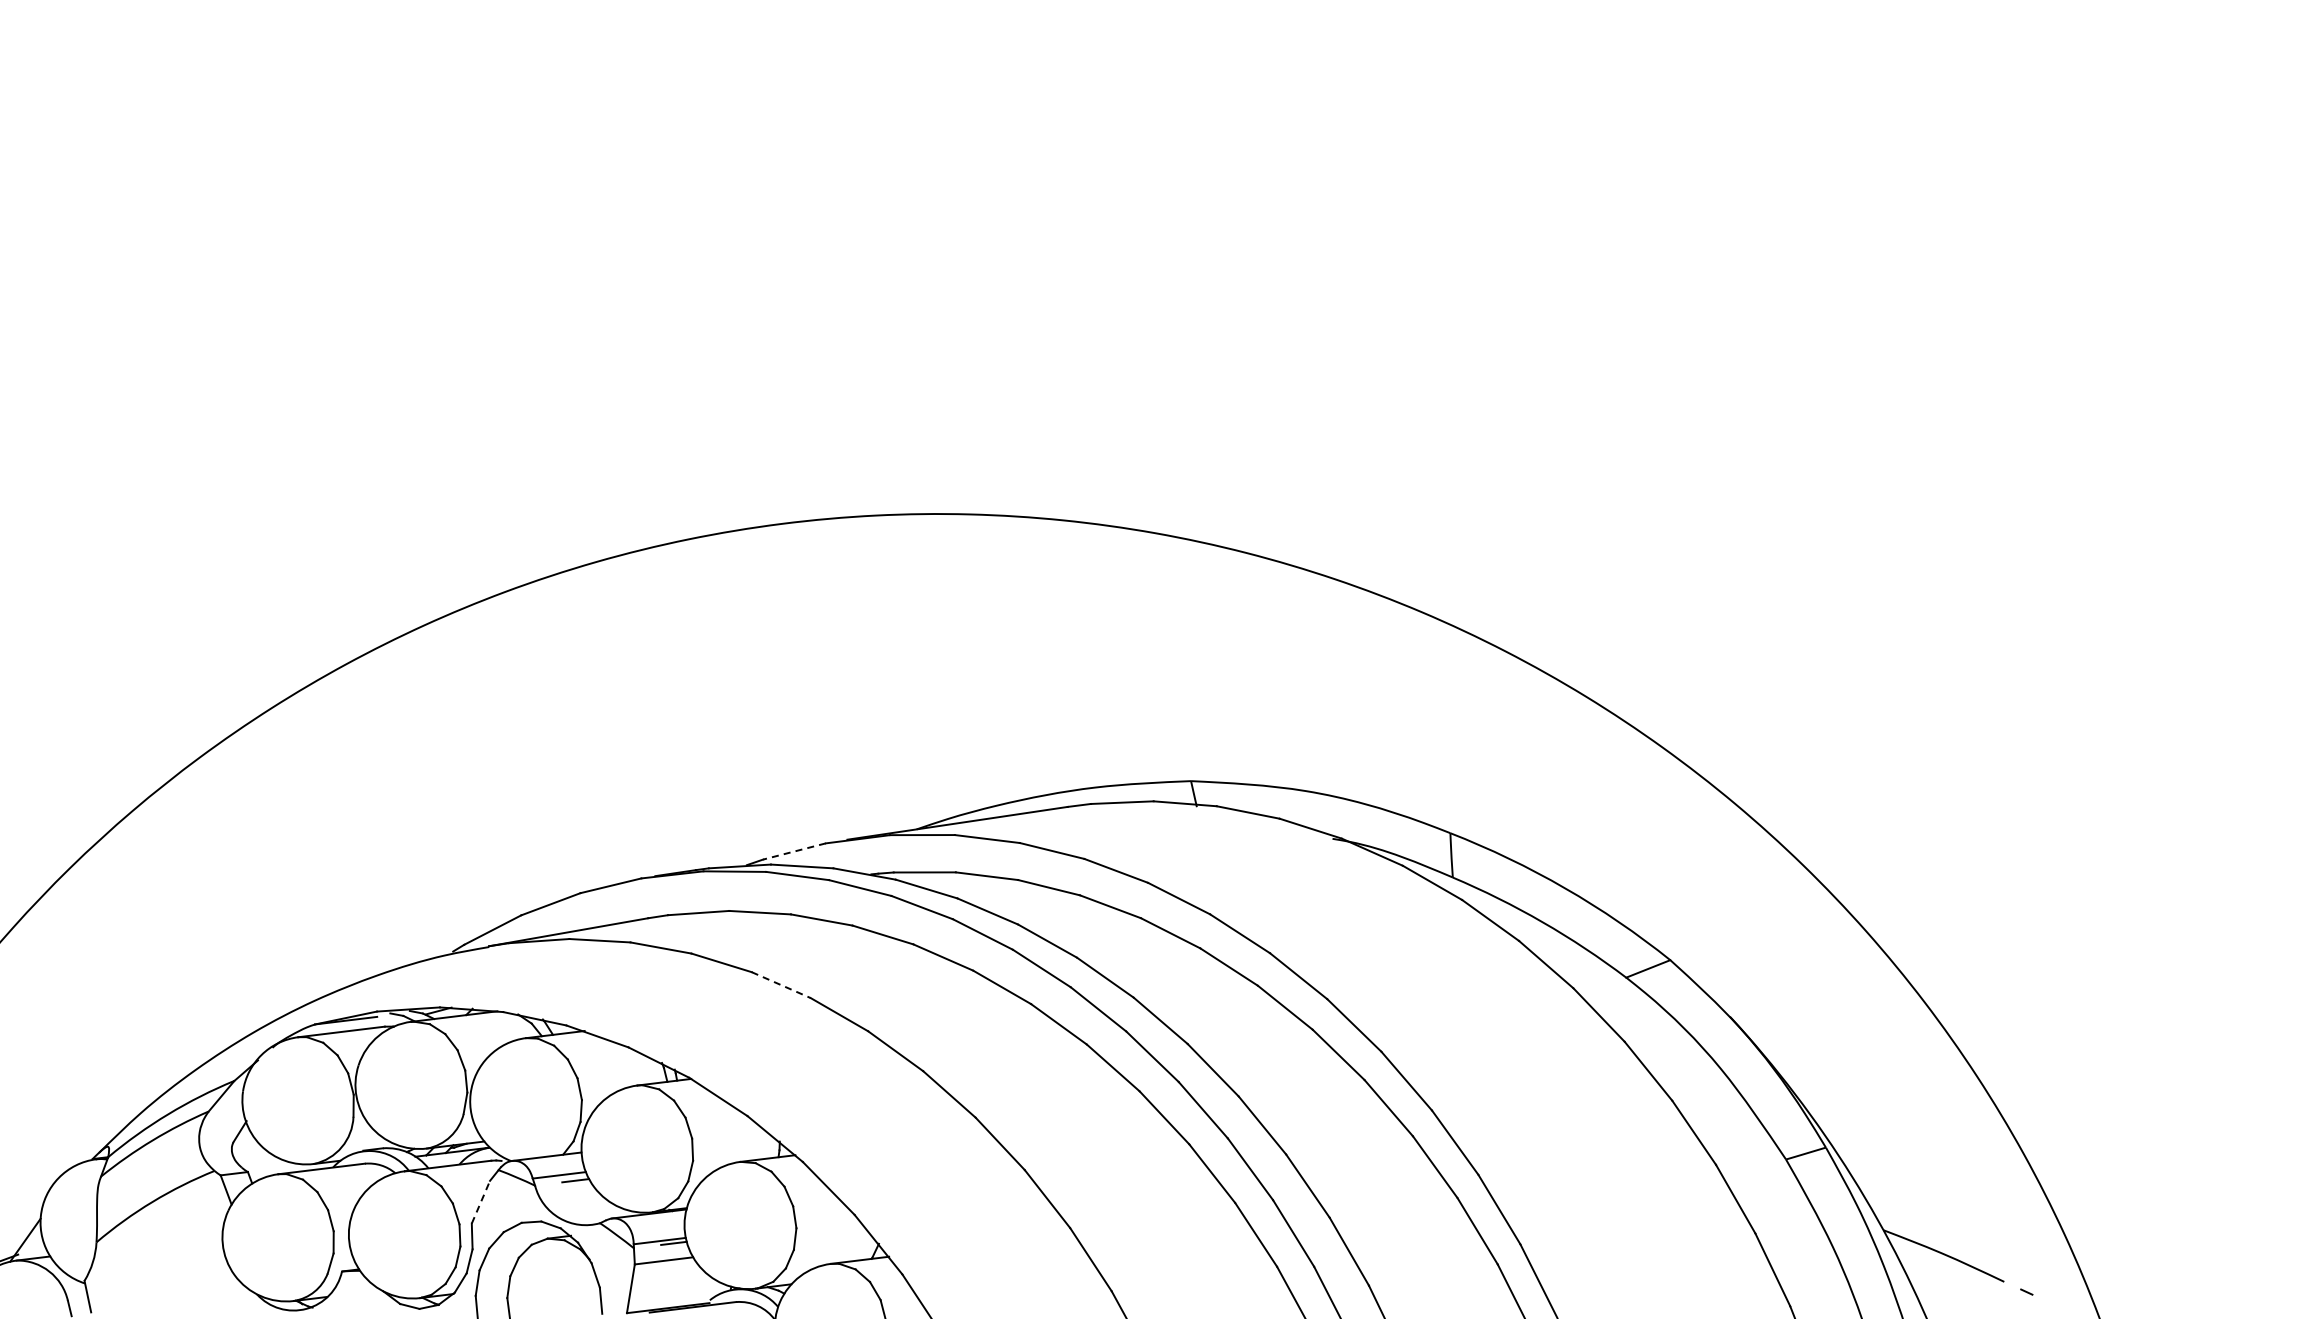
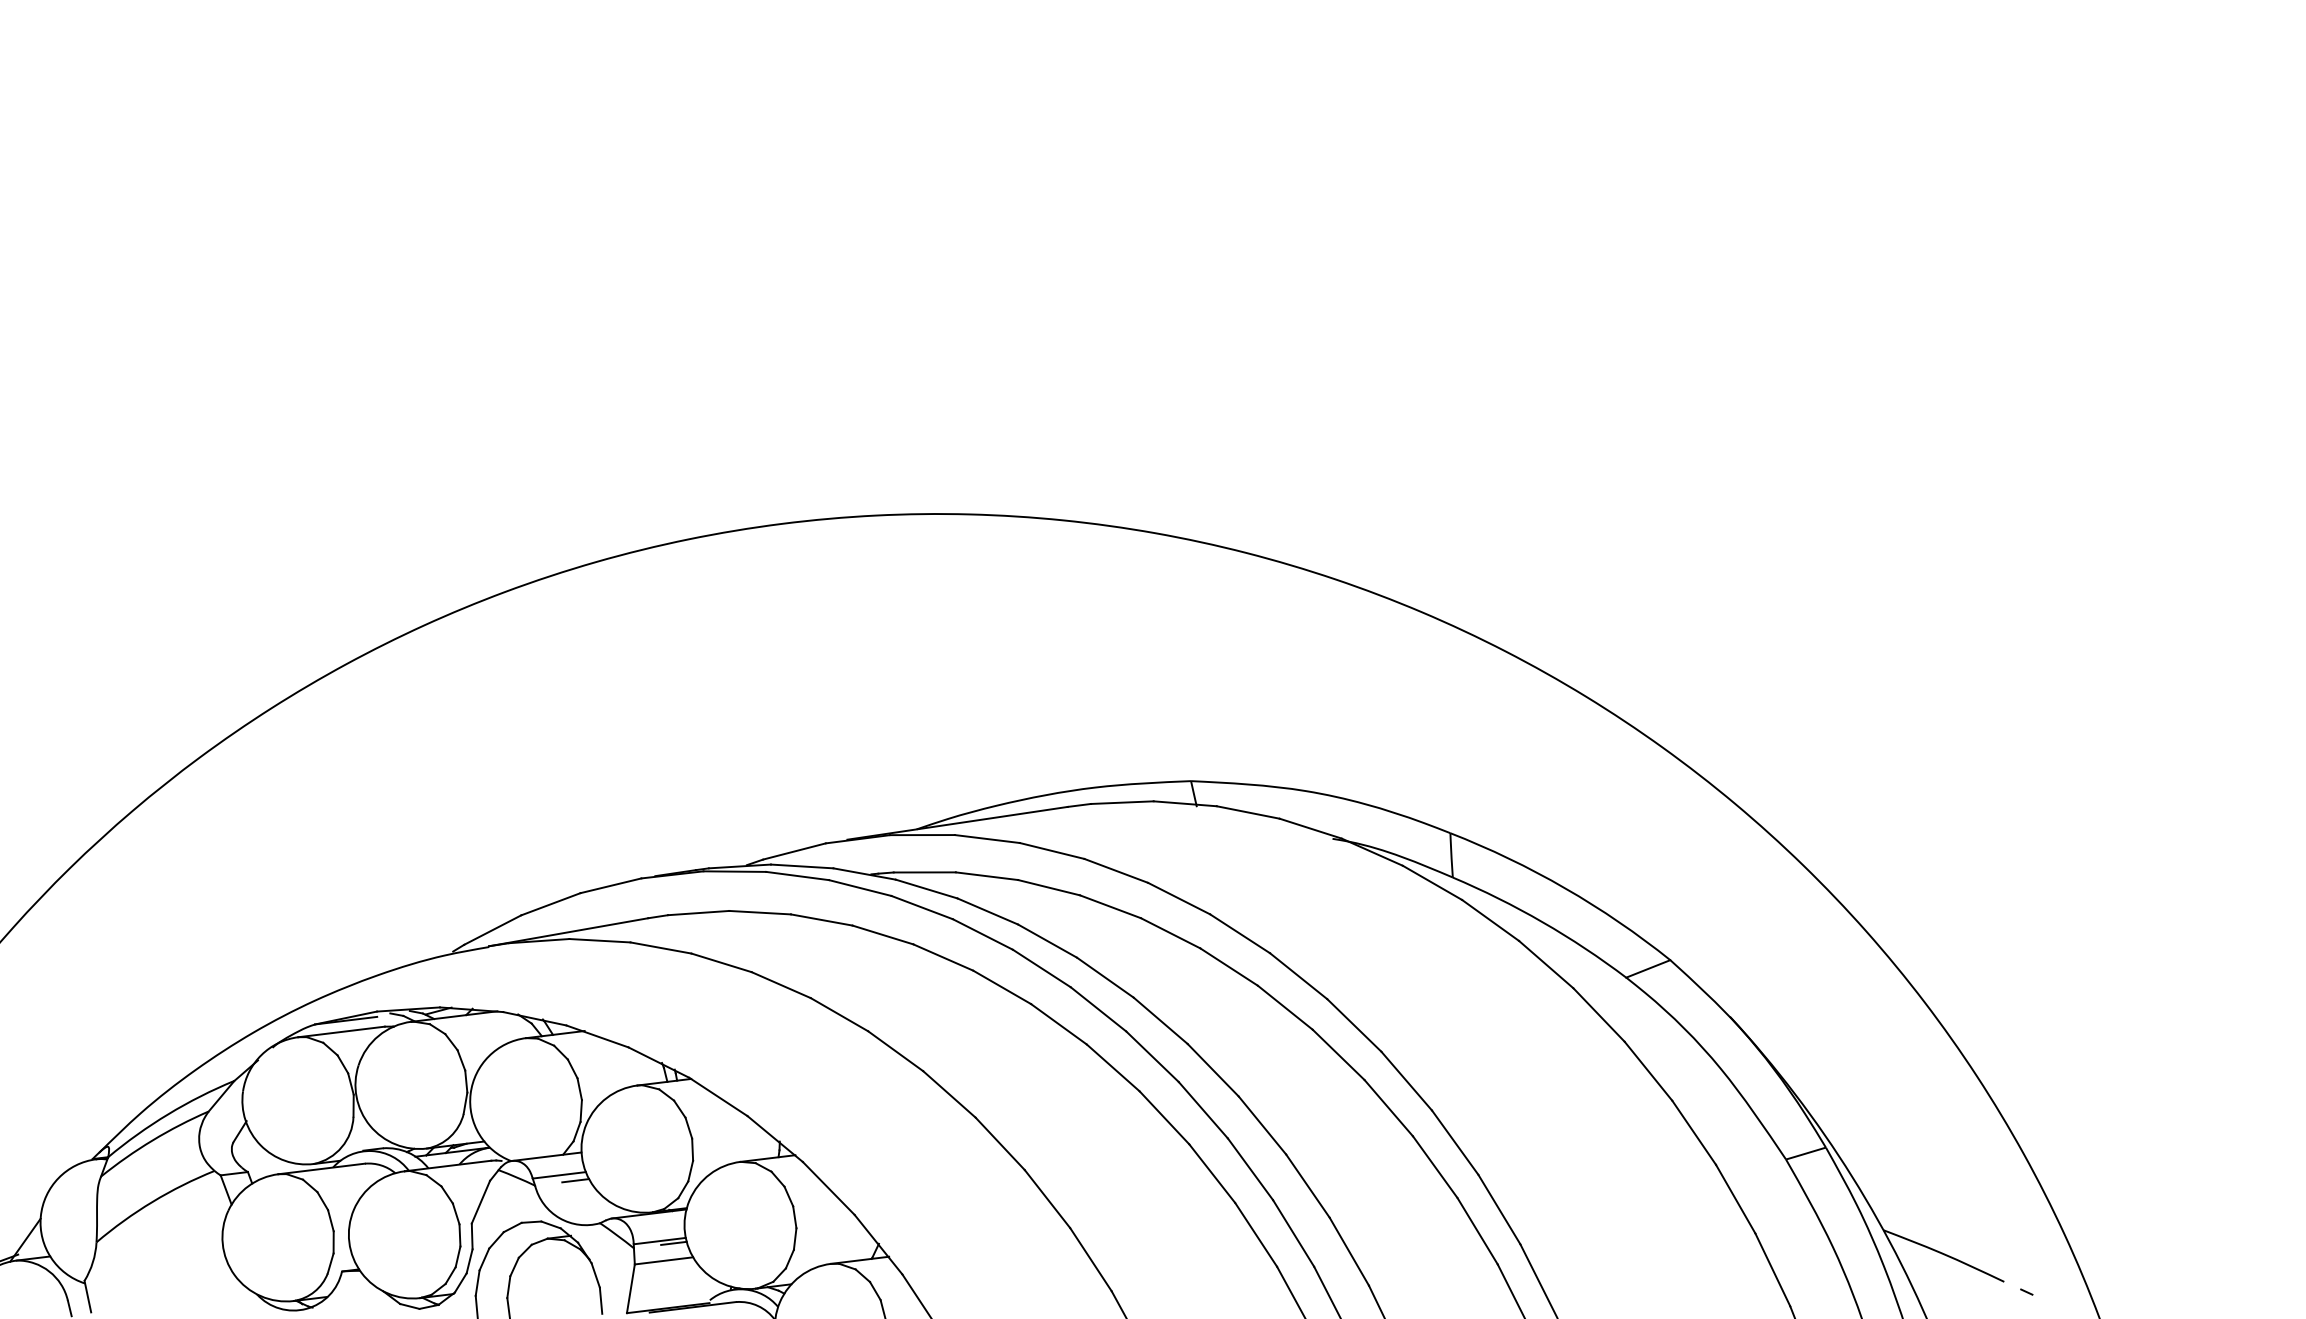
line: dashed -> solid (793, 851)
line: dashed -> solid (781, 985)
line: dashed -> solid (481, 1201)
